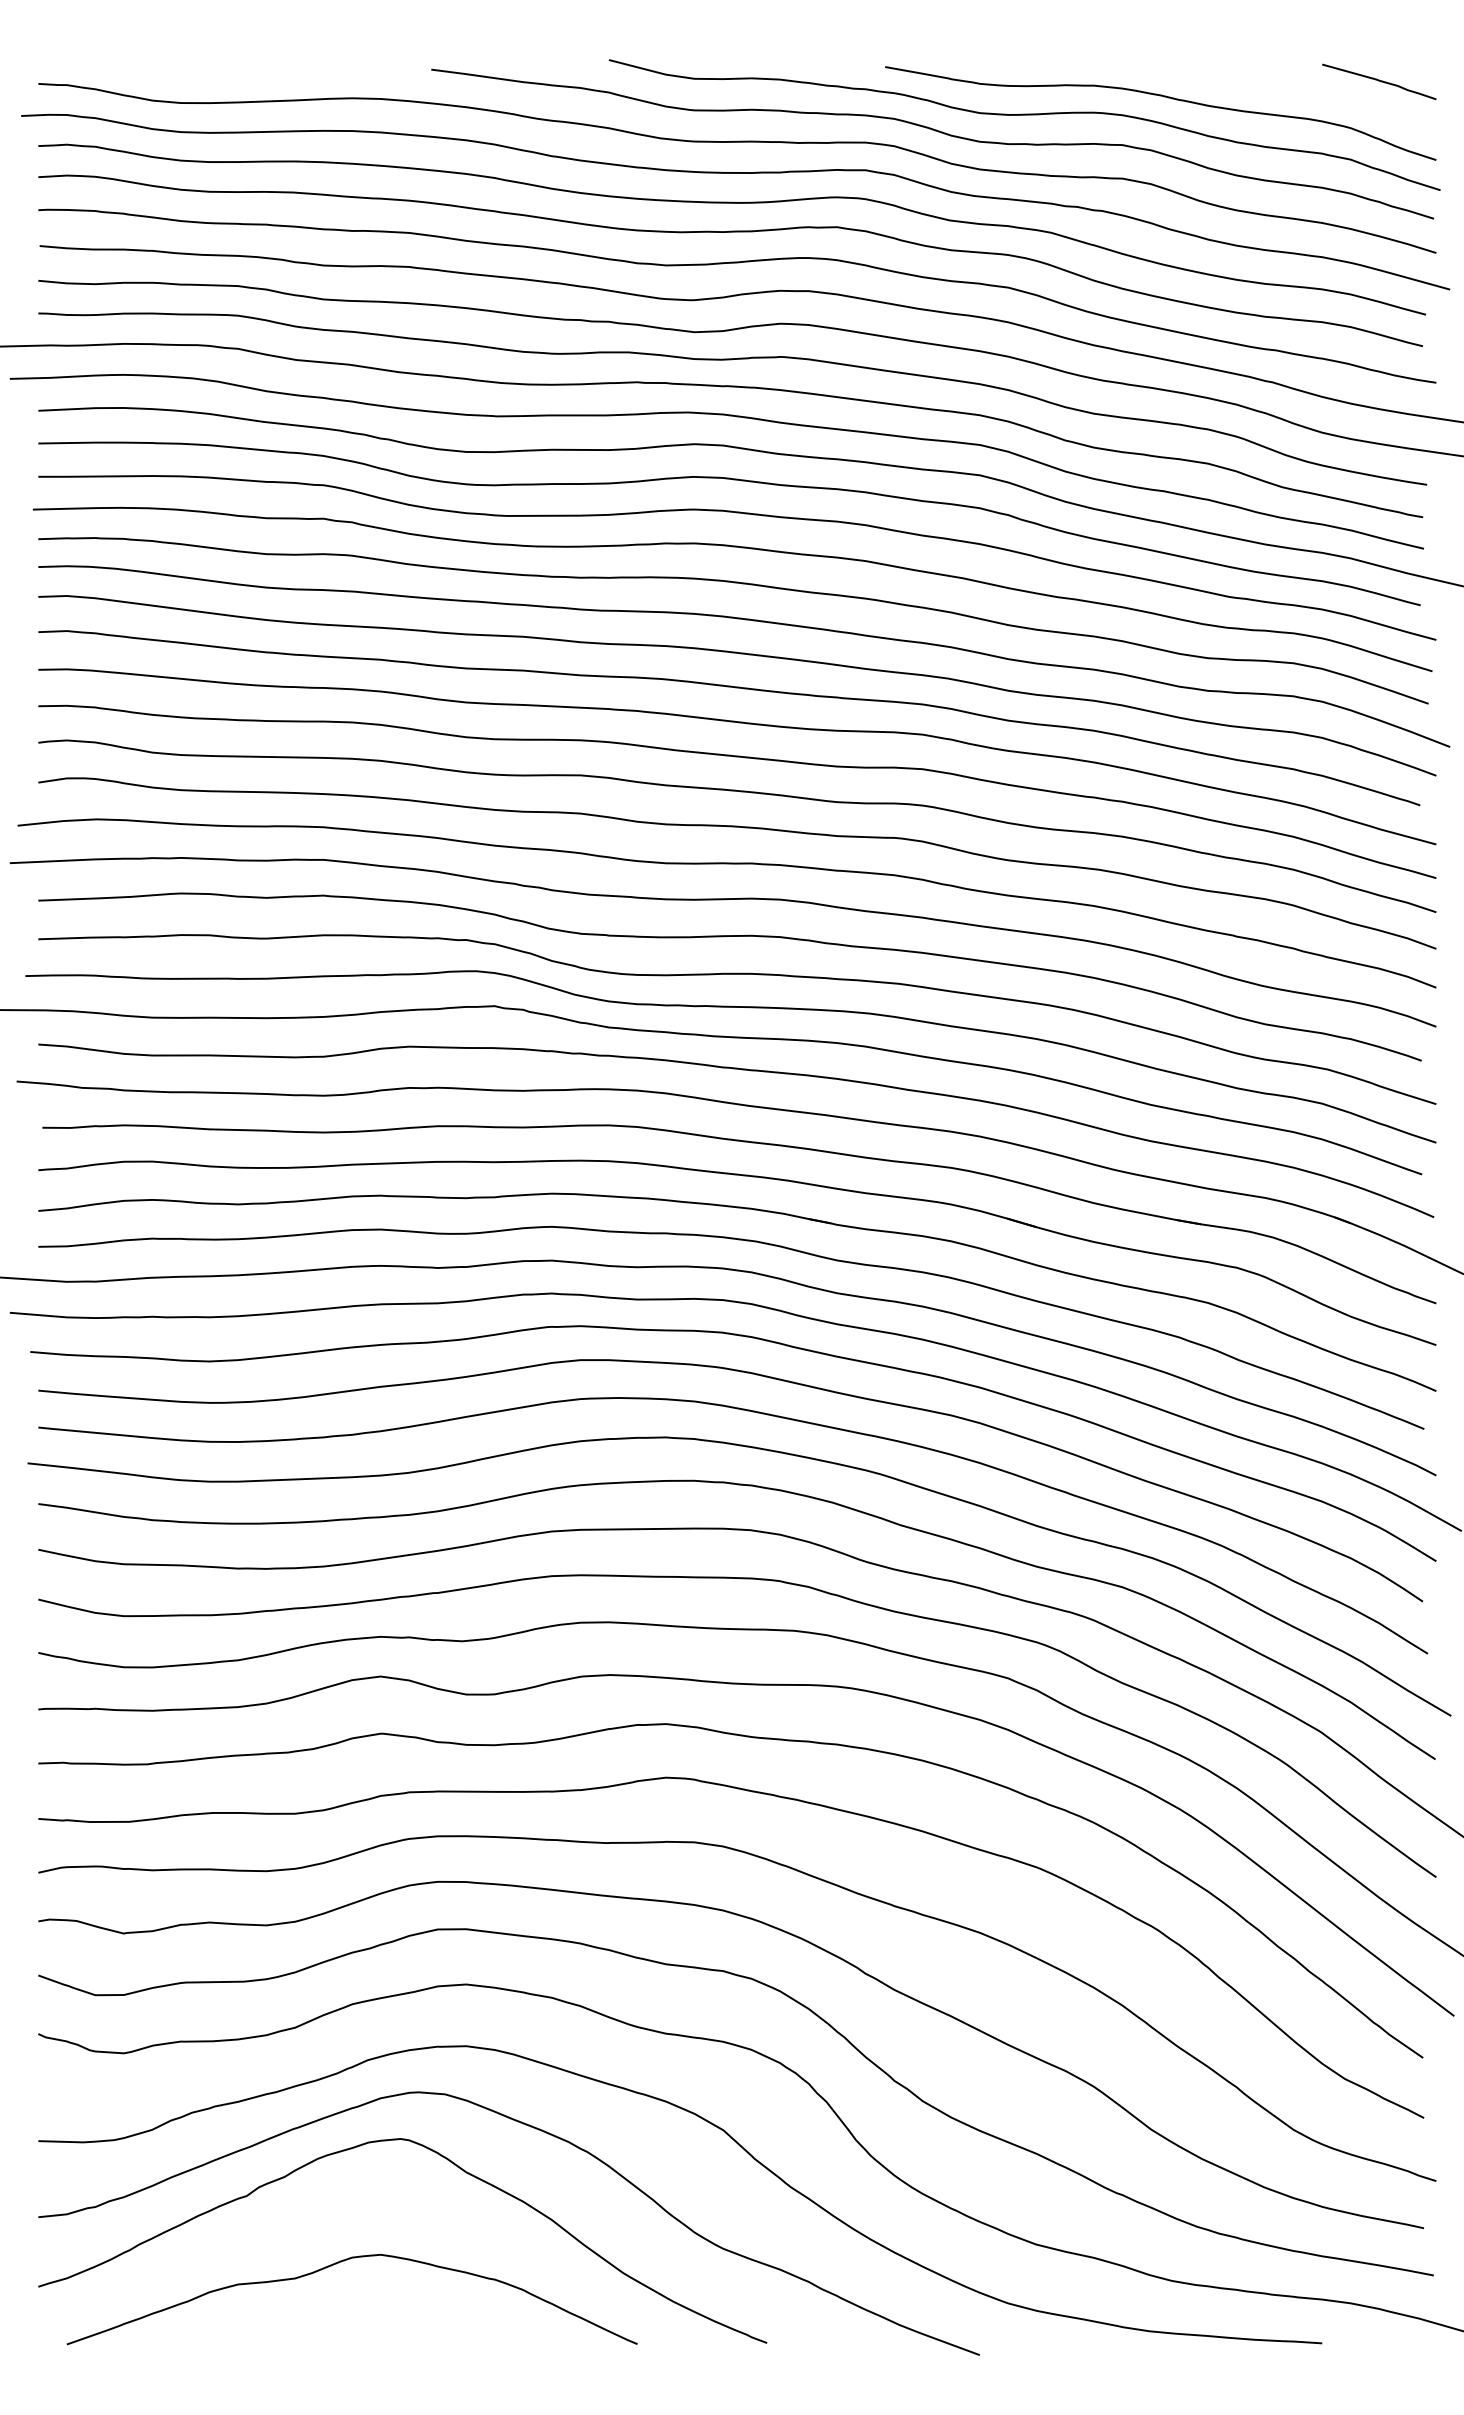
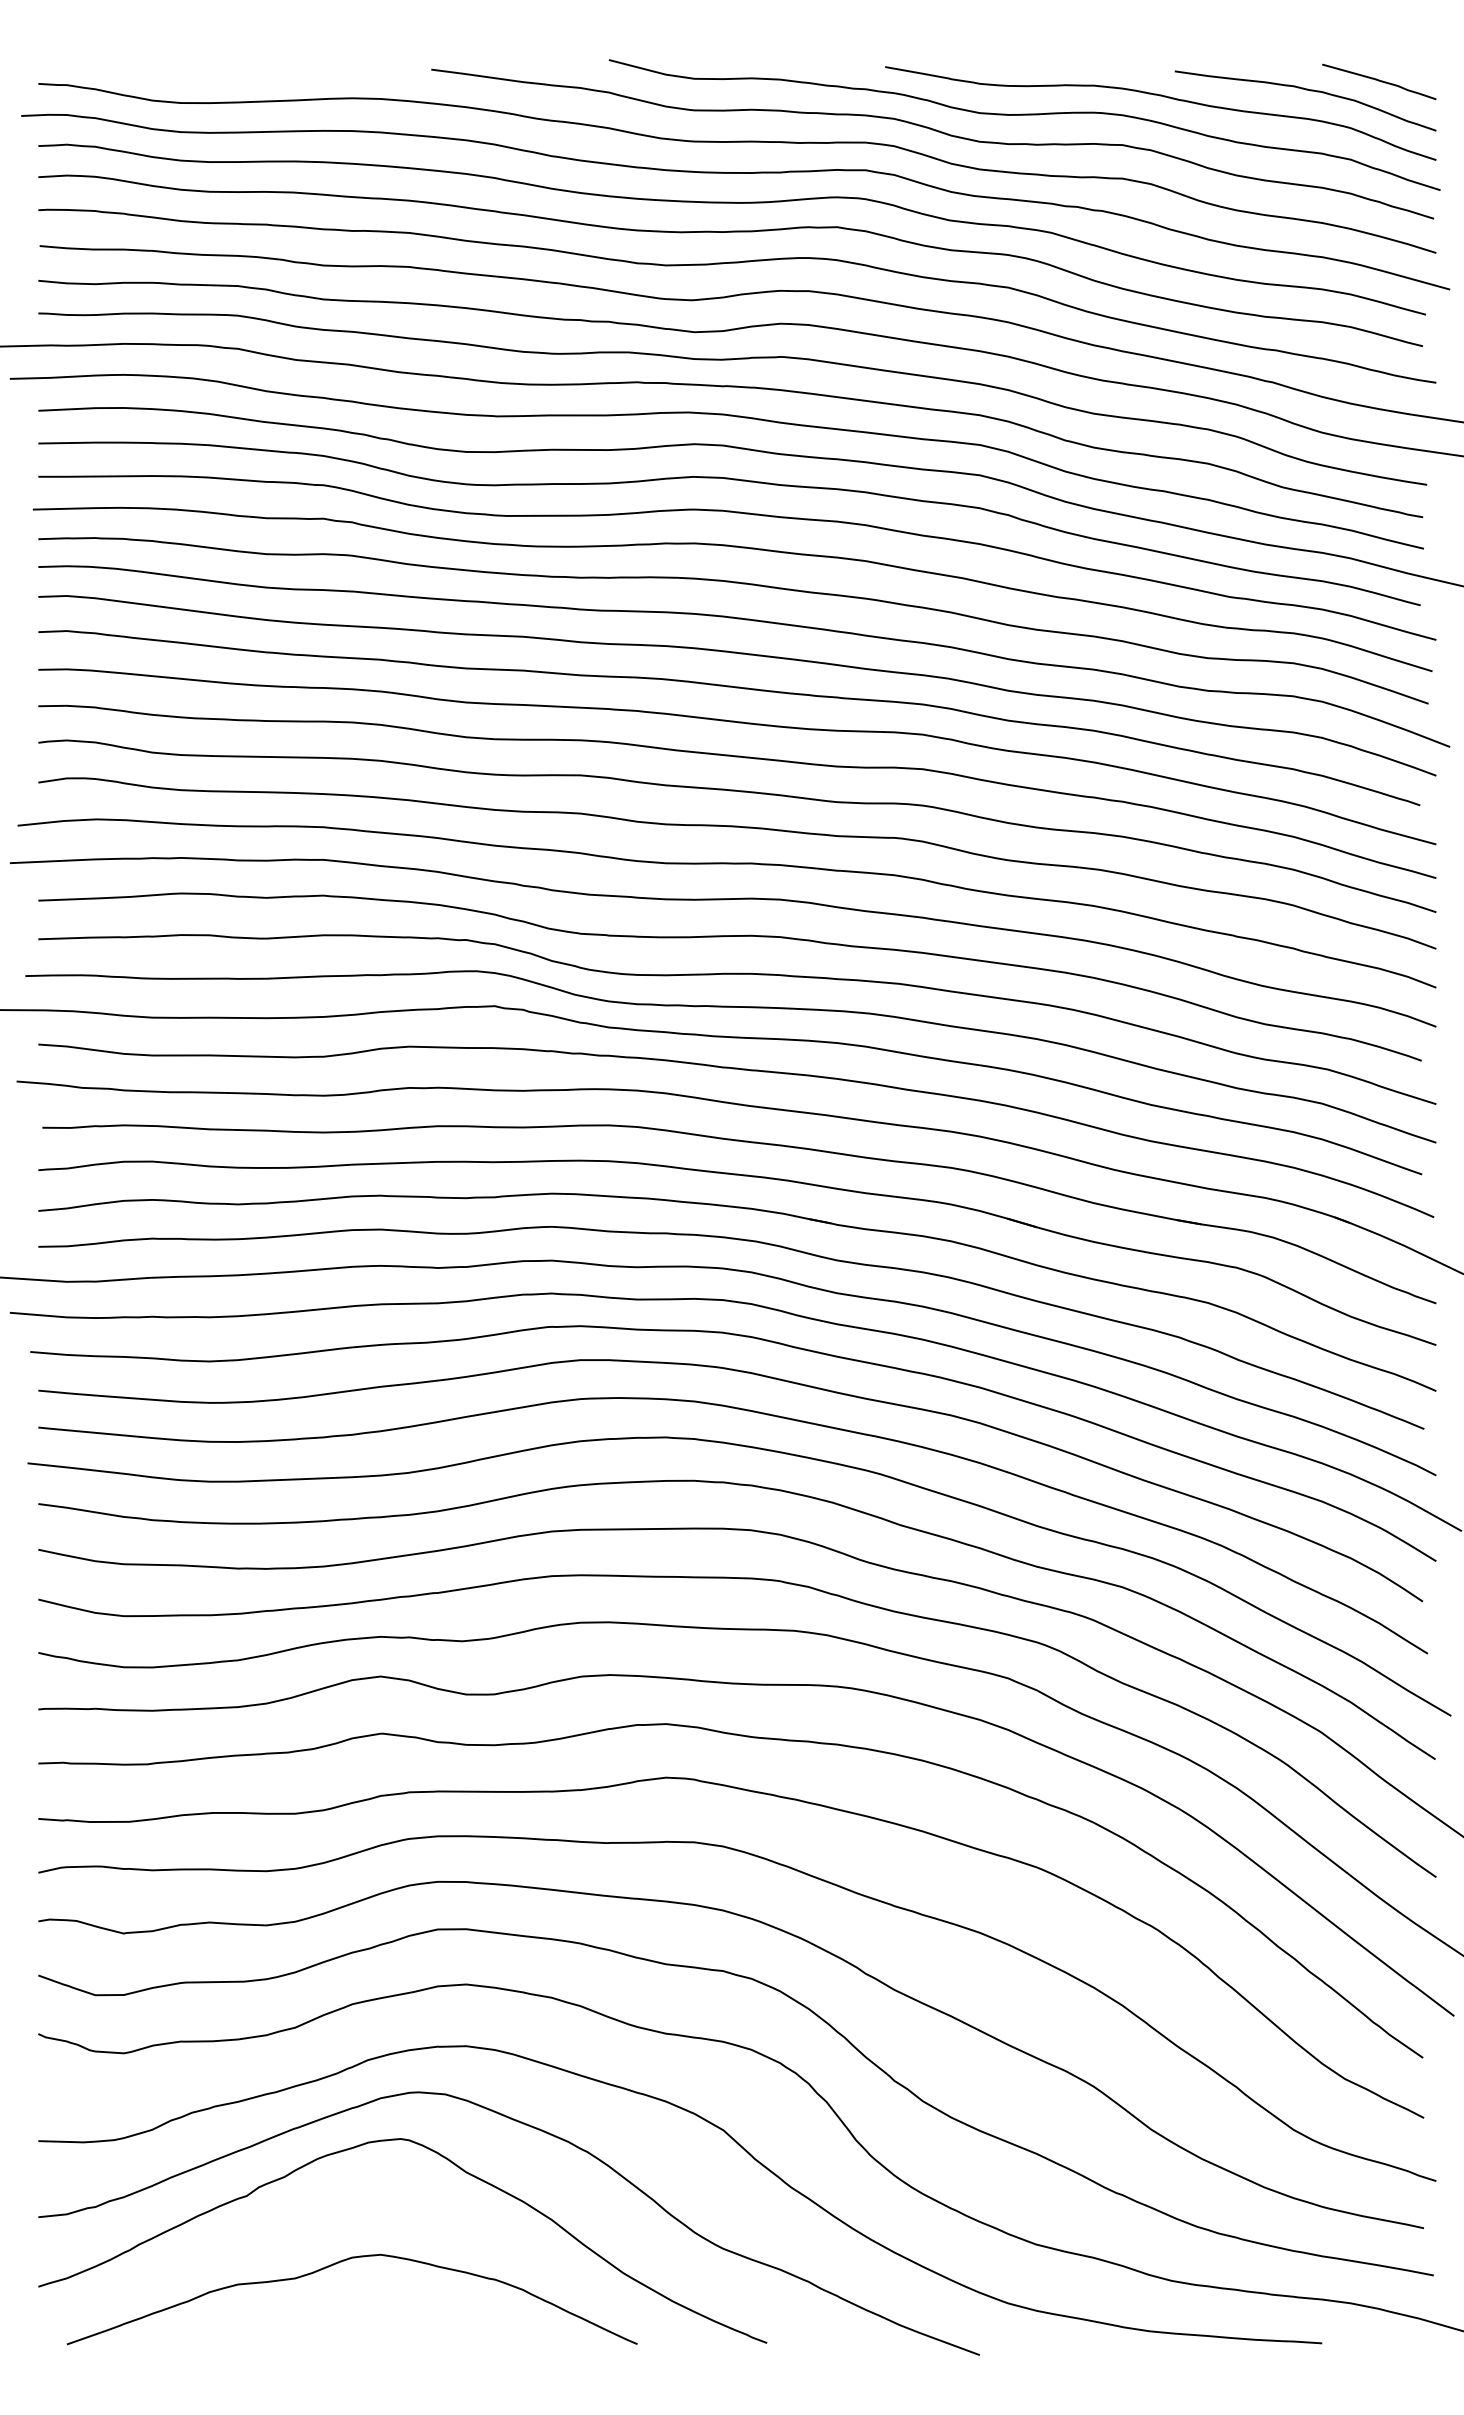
curve: none -> present (1305, 90)
